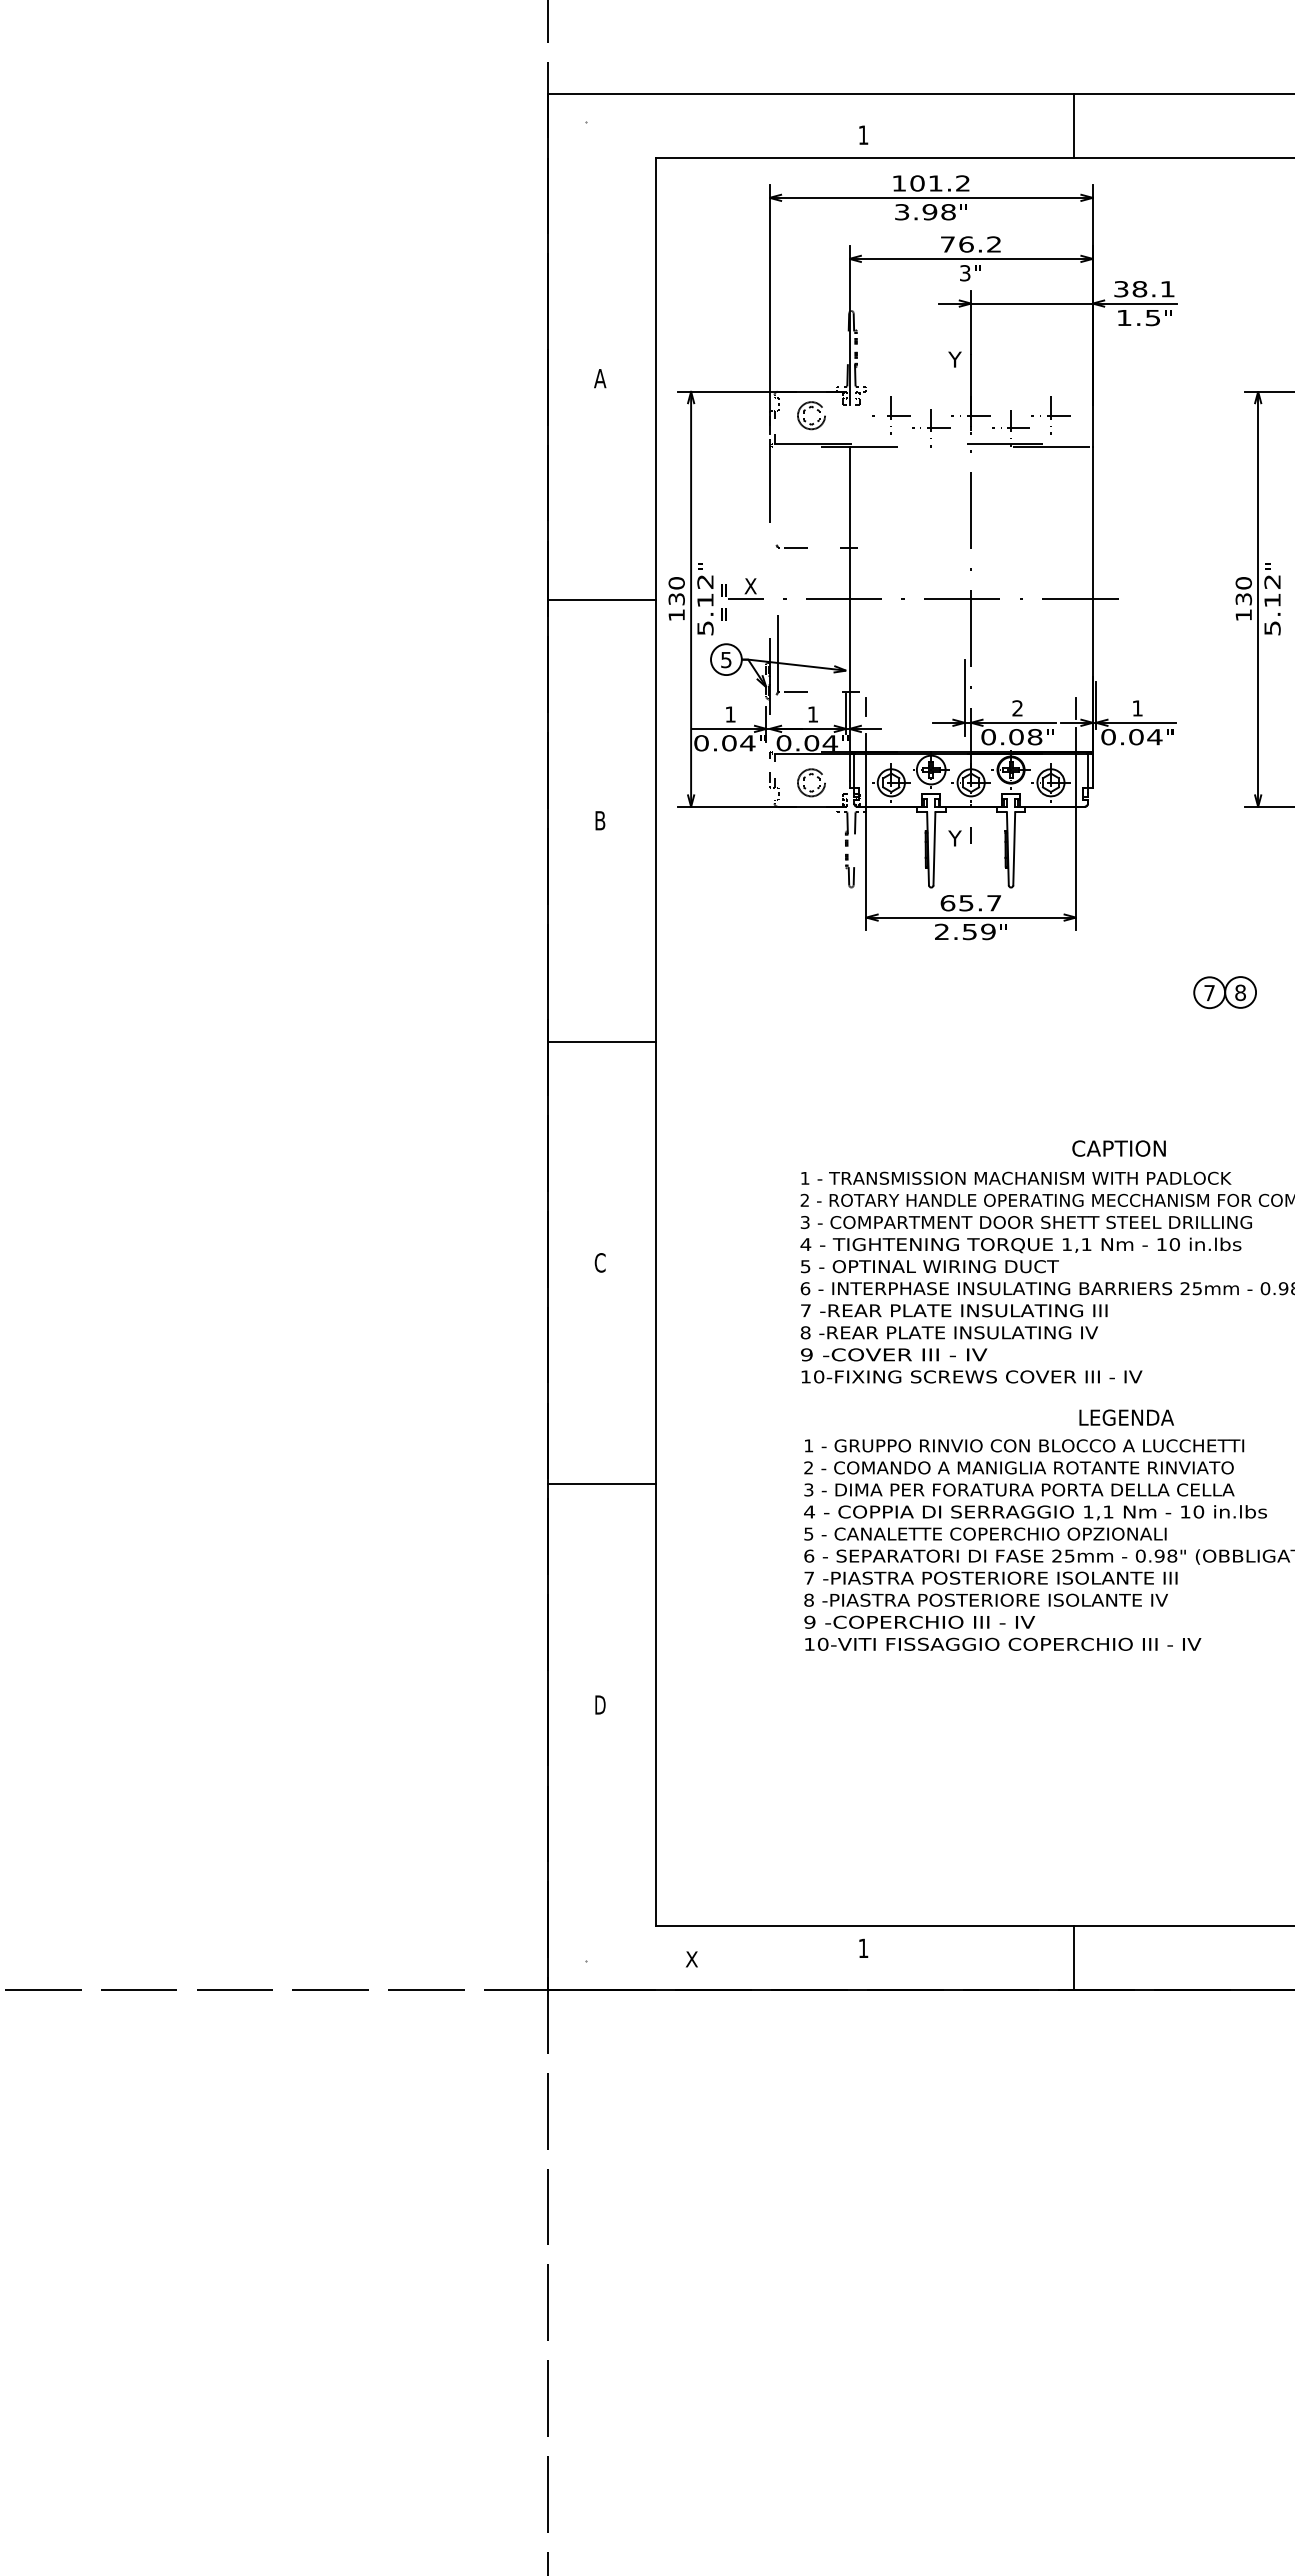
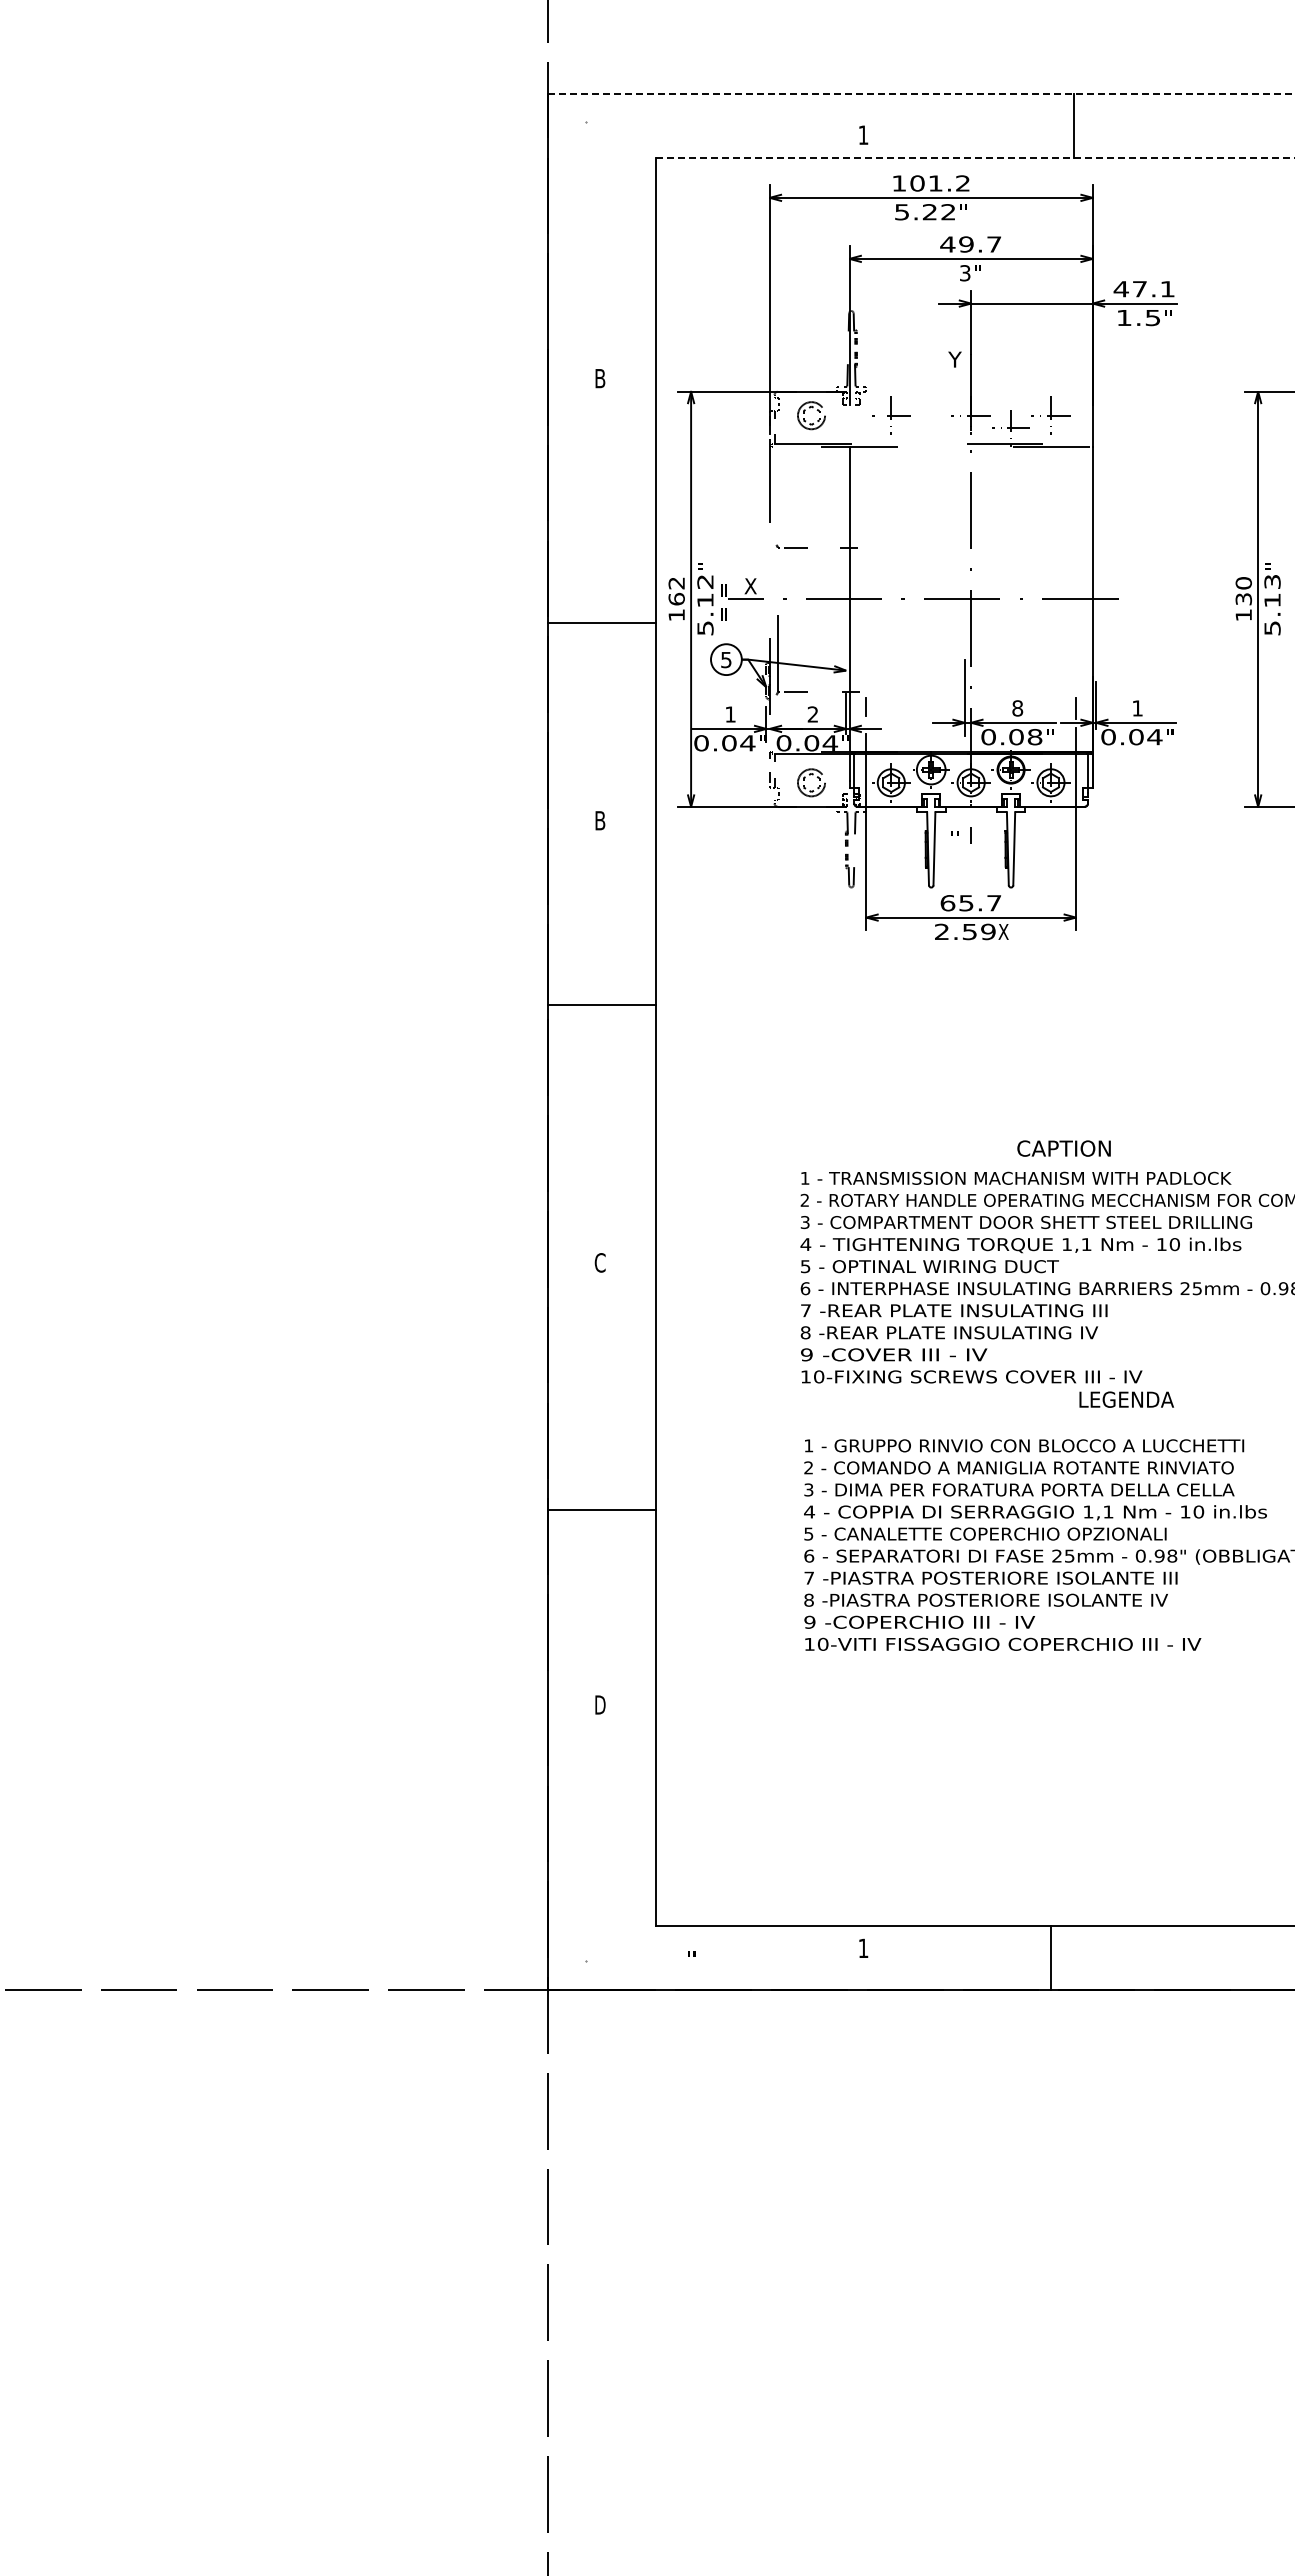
line: solid -> dashed (921, 93)
line: solid -> dashed (975, 157)
text: 3.98 -> 5.22 (925, 212)
text: 76.2 -> 49.7 (970, 244)
text: 38.1 -> 47.1 (1130, 289)
text: A -> B (600, 378)
part: present -> none (931, 428)
text: 5.12 -> 5.13 (1272, 581)
text: 130 -> 162 (676, 591)
line position: (601, 599) -> (601, 622) (601, 622)
text: 2 -> 8 (1017, 708)
text: 1 -> 2 (812, 714)
text: Y -> " (954, 838)
text: " -> X (1003, 931)
part: present -> none (1224, 992)
line position: (601, 1041) -> (601, 1004) (601, 1004)
text position: (1118, 1148) -> (1063, 1148) (1063, 1148)
text position: (1126, 1417) -> (1126, 1399) (1126, 1399)
line position: (601, 1483) -> (601, 1509) (601, 1509)
line position: (1074, 1957) -> (1051, 1957) (1051, 1957)
text: X -> " (691, 1959)
